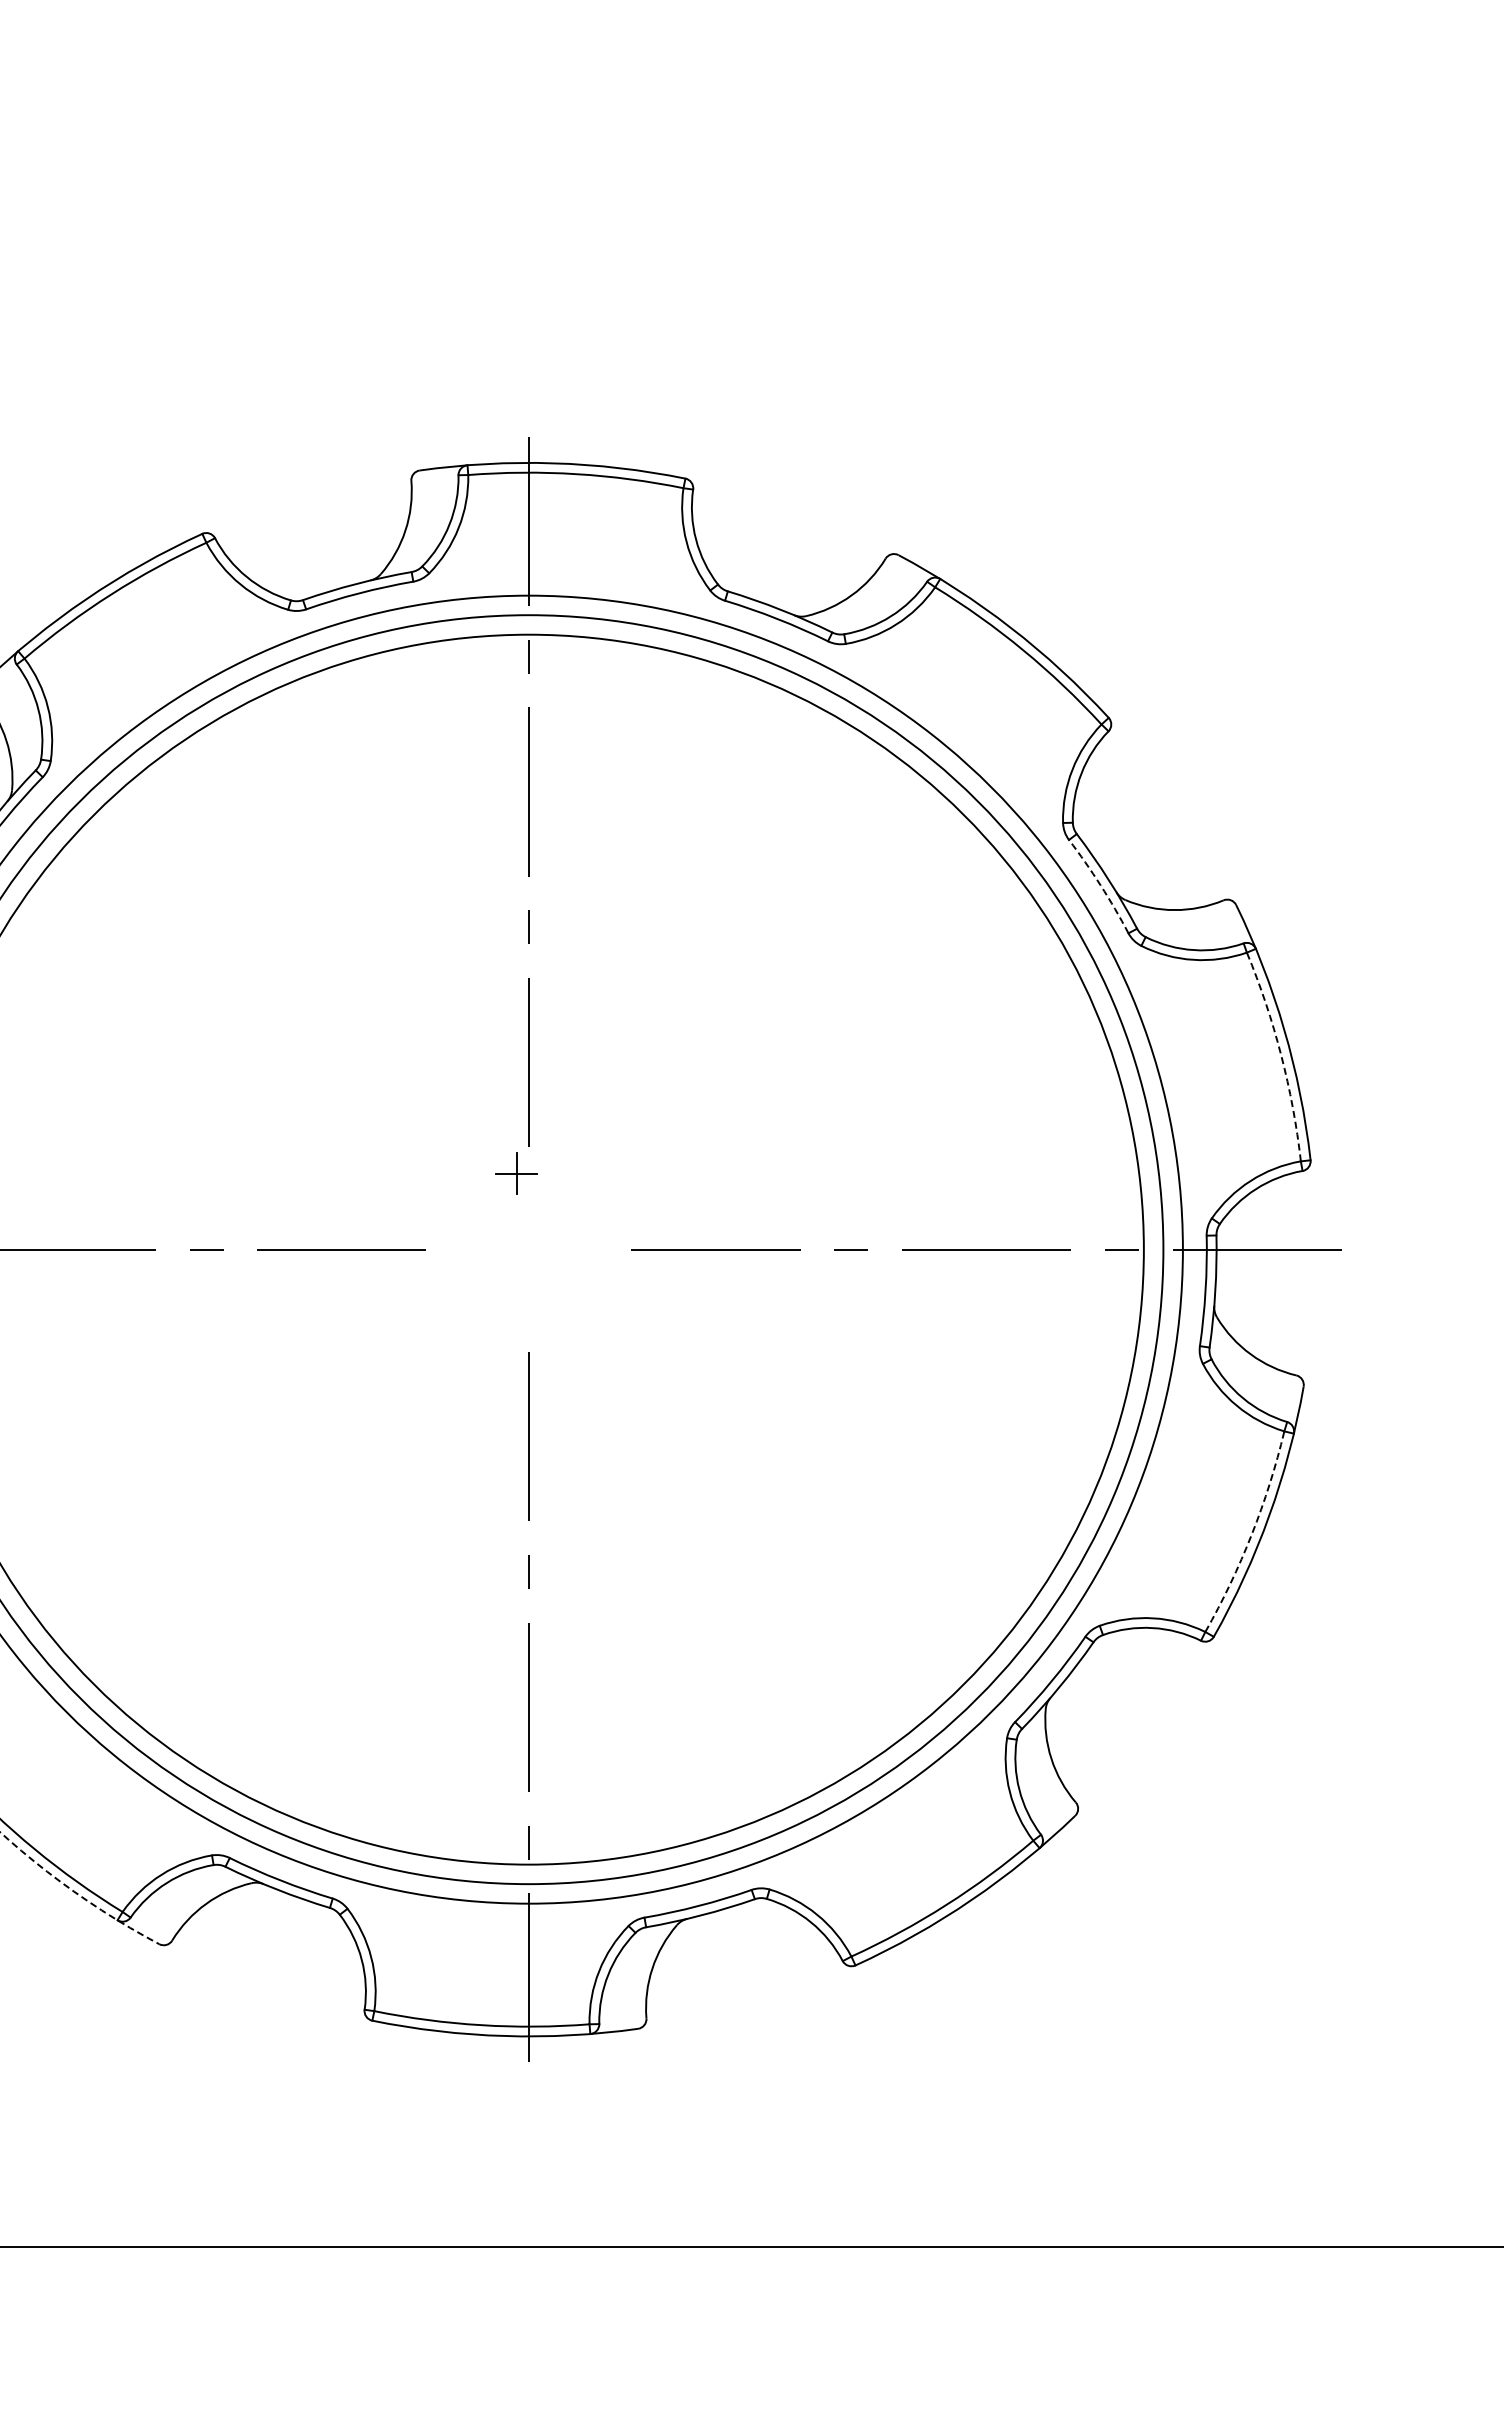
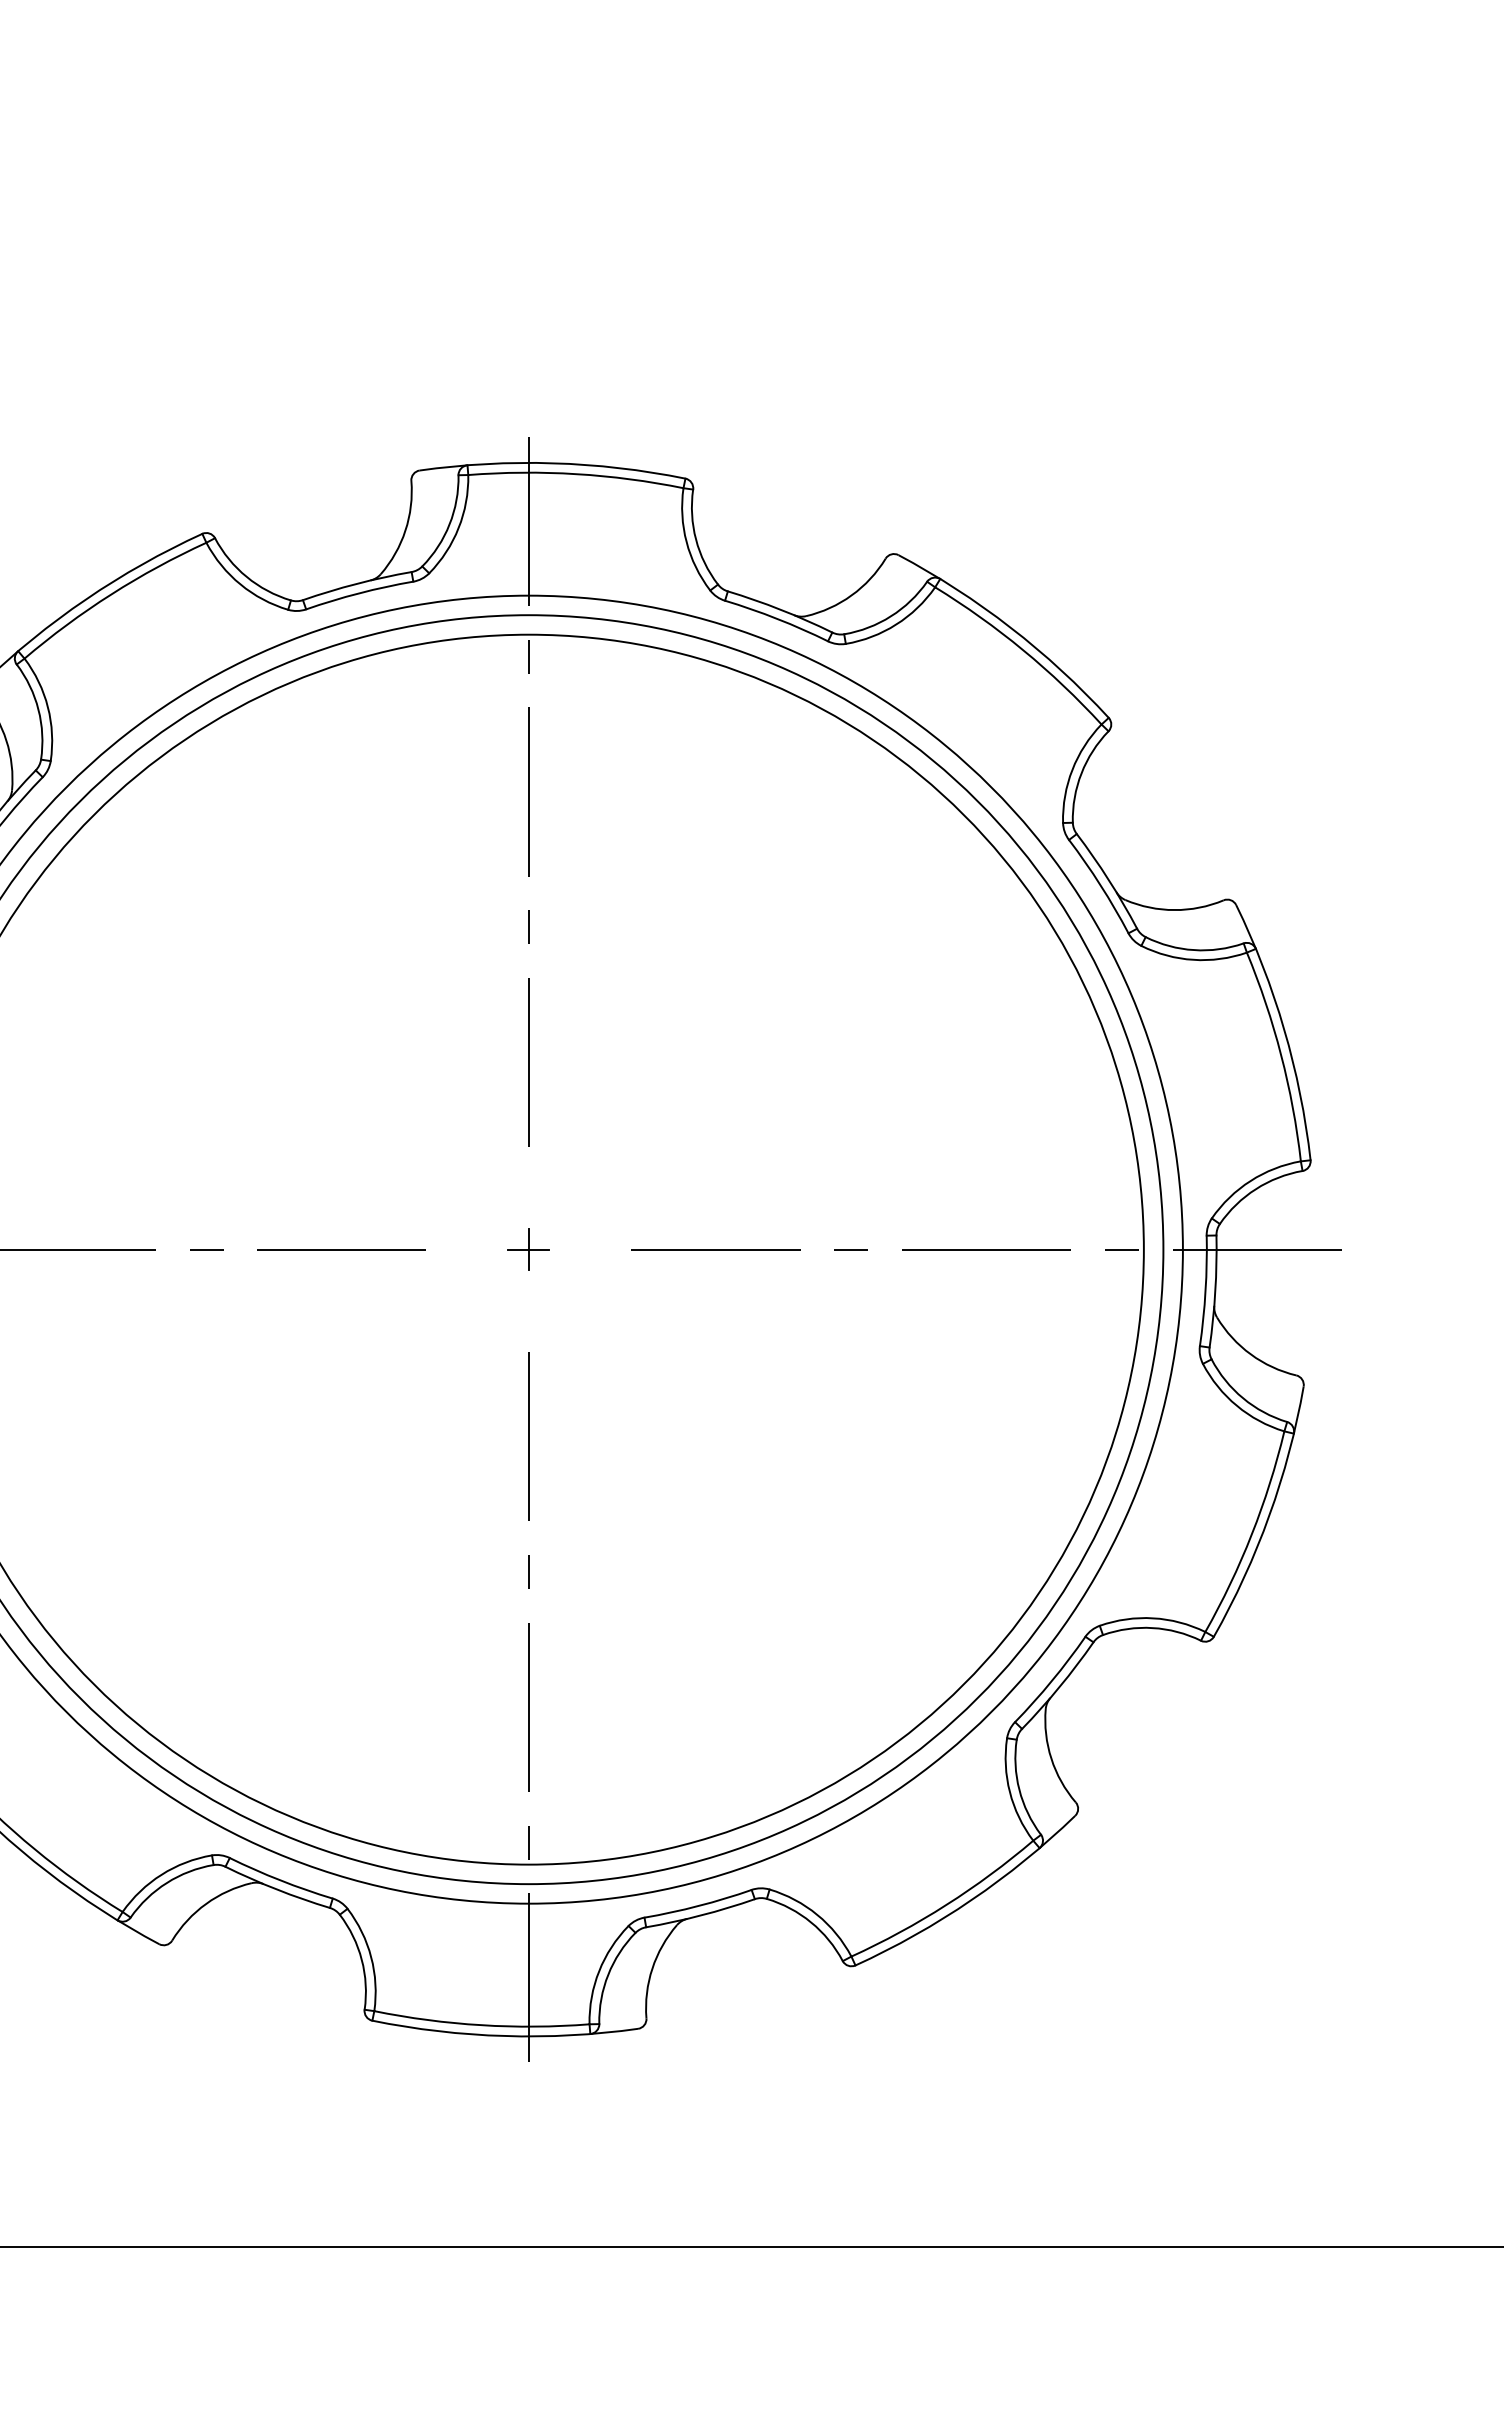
arc: dashed -> solid (1100, 885)
arc: dashed -> solid (1281, 1055)
part position: (516, 1173) -> (528, 1249) (528, 1249)
arc: dashed -> solid (1251, 1534)
arc: dashed -> solid (76, 1893)
